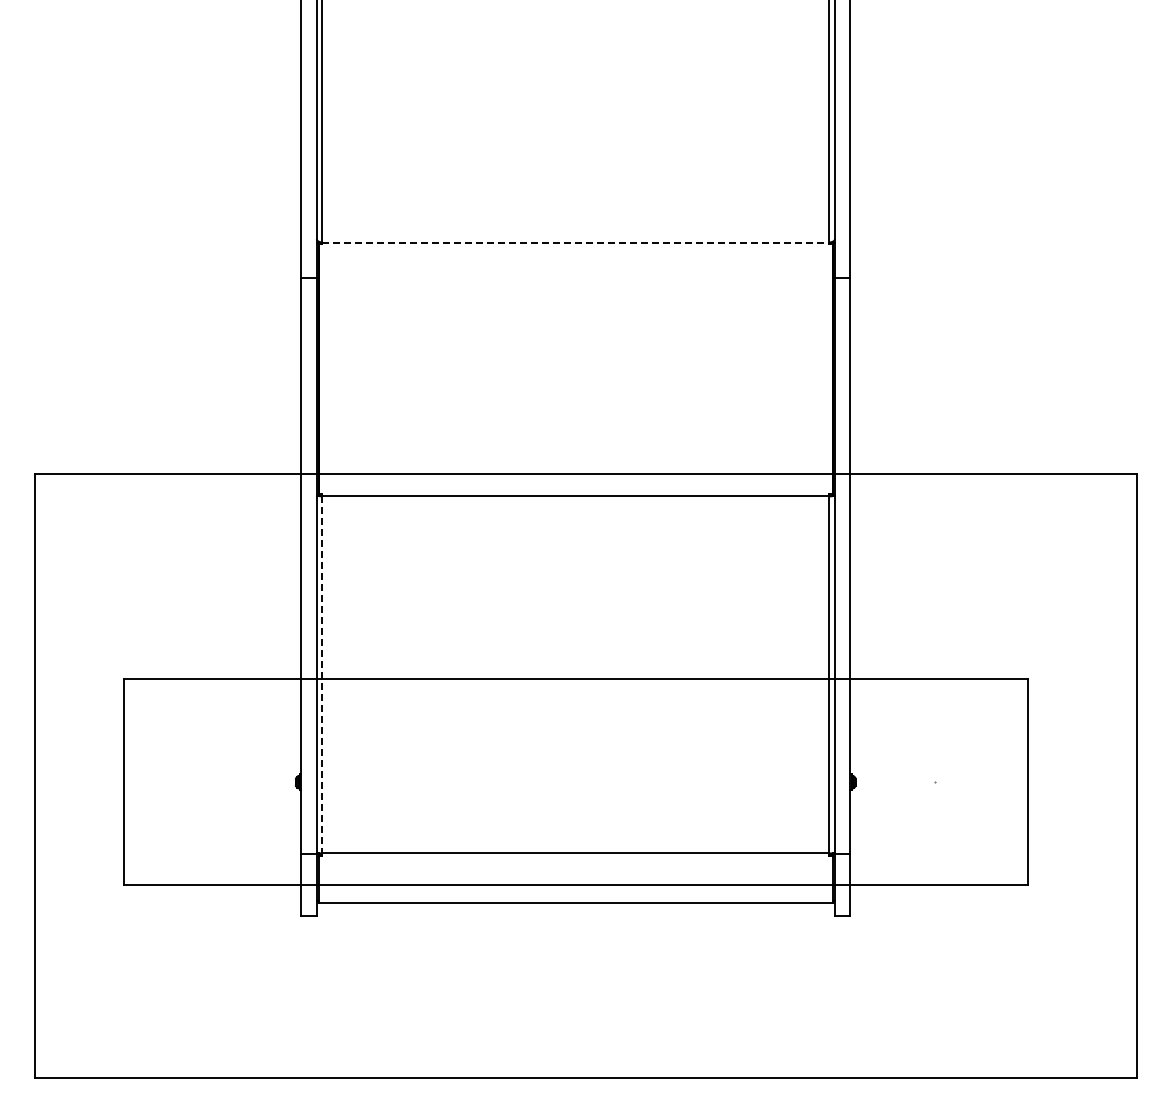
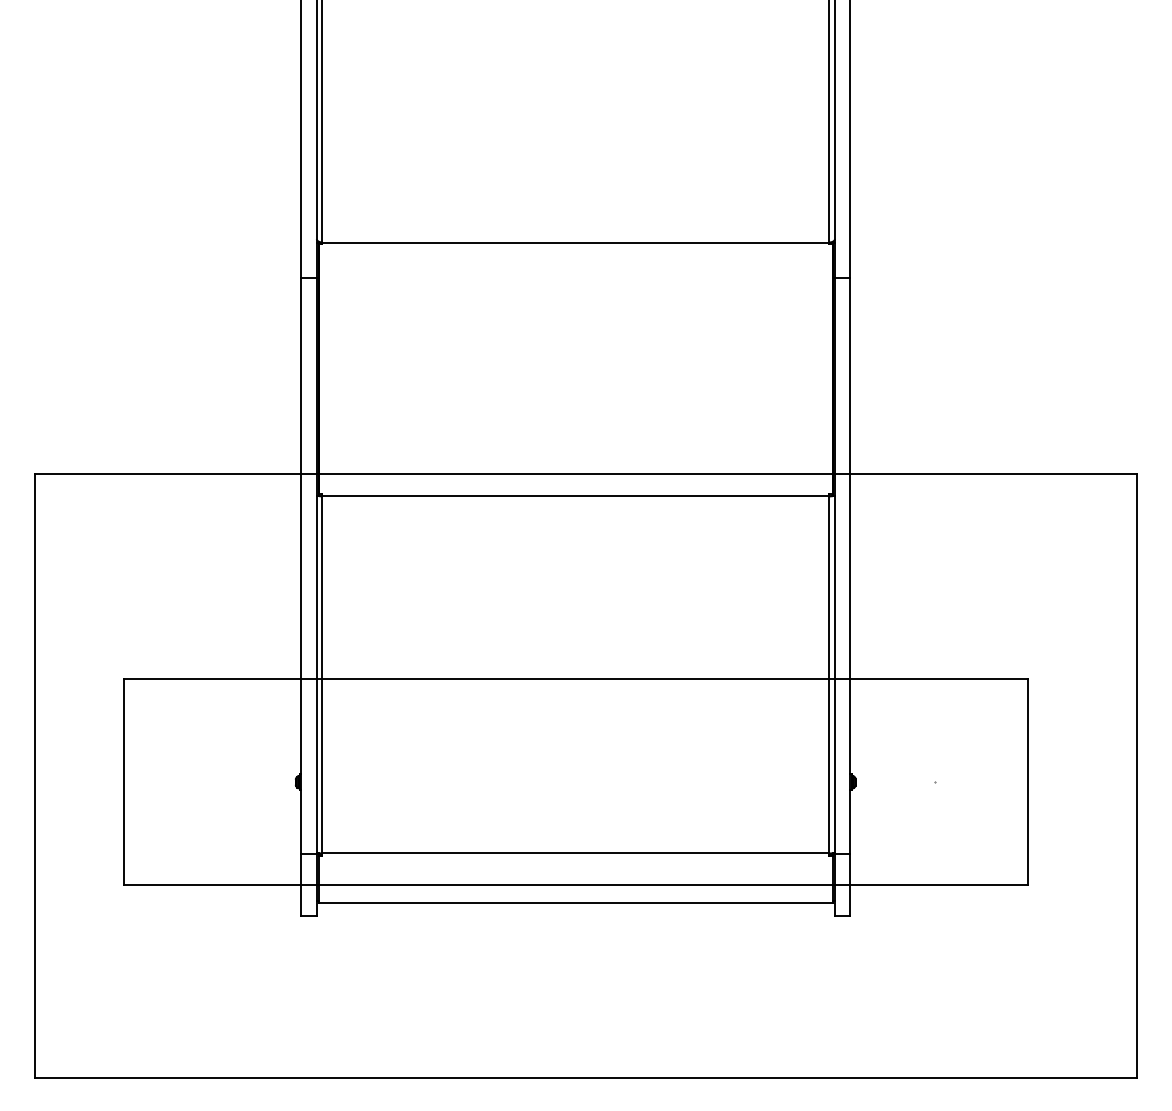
line: dashed -> solid (576, 242)
line: dashed -> solid (322, 674)
